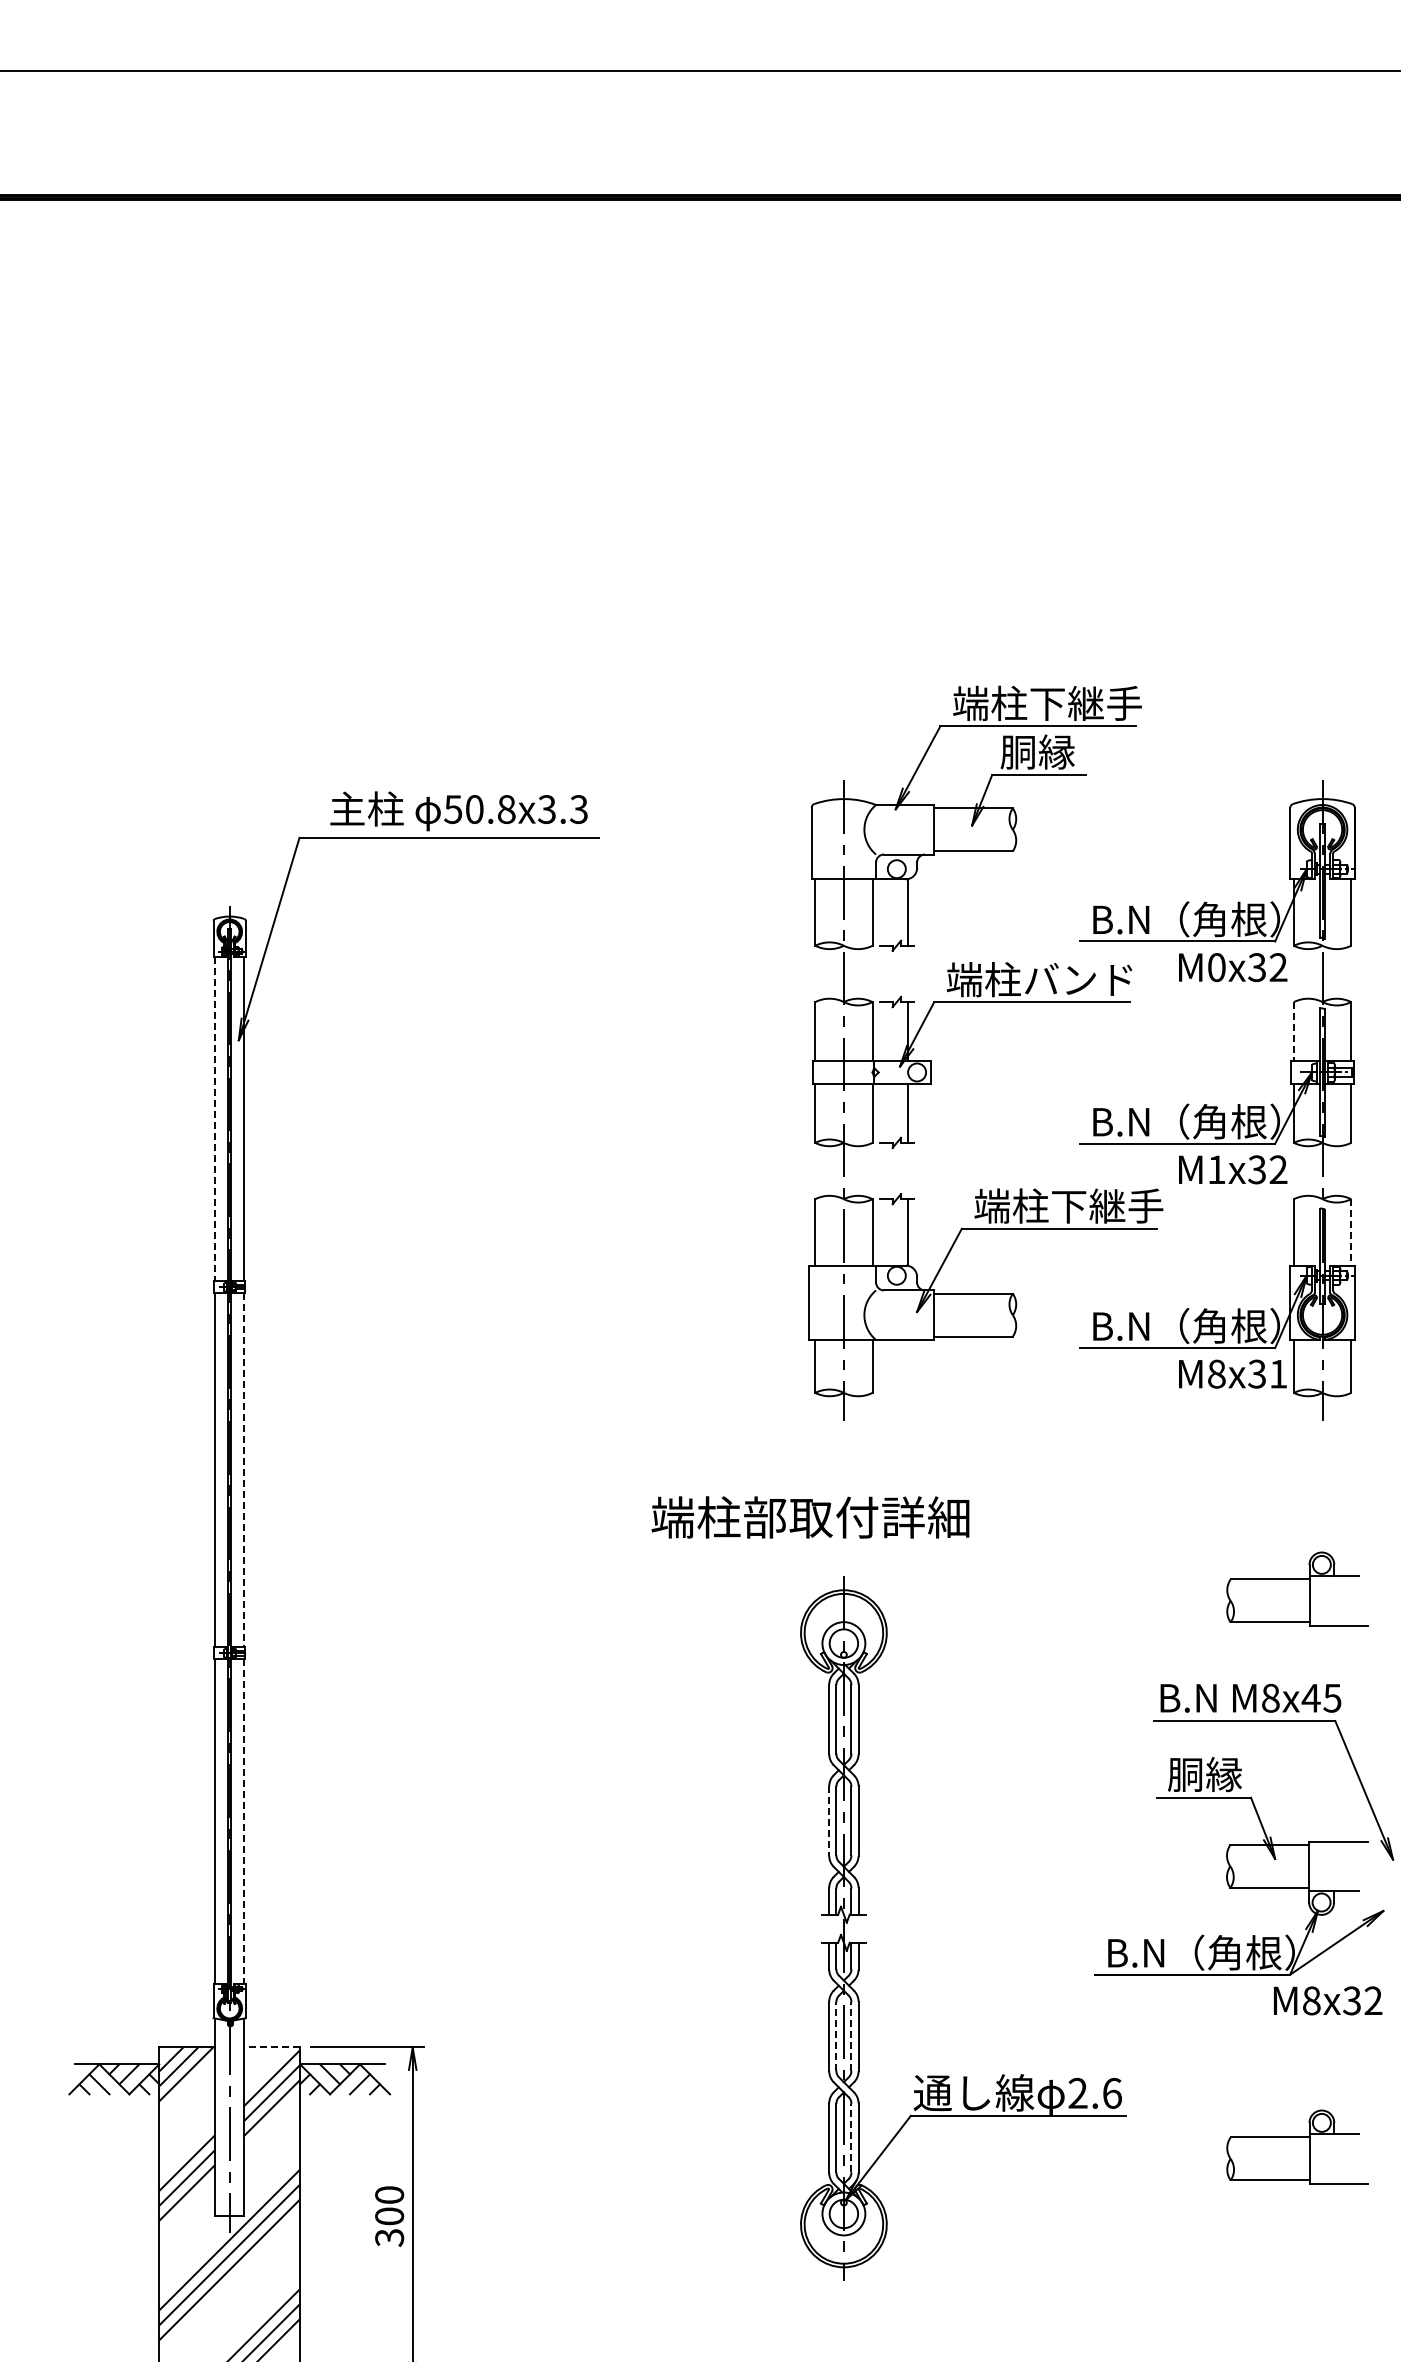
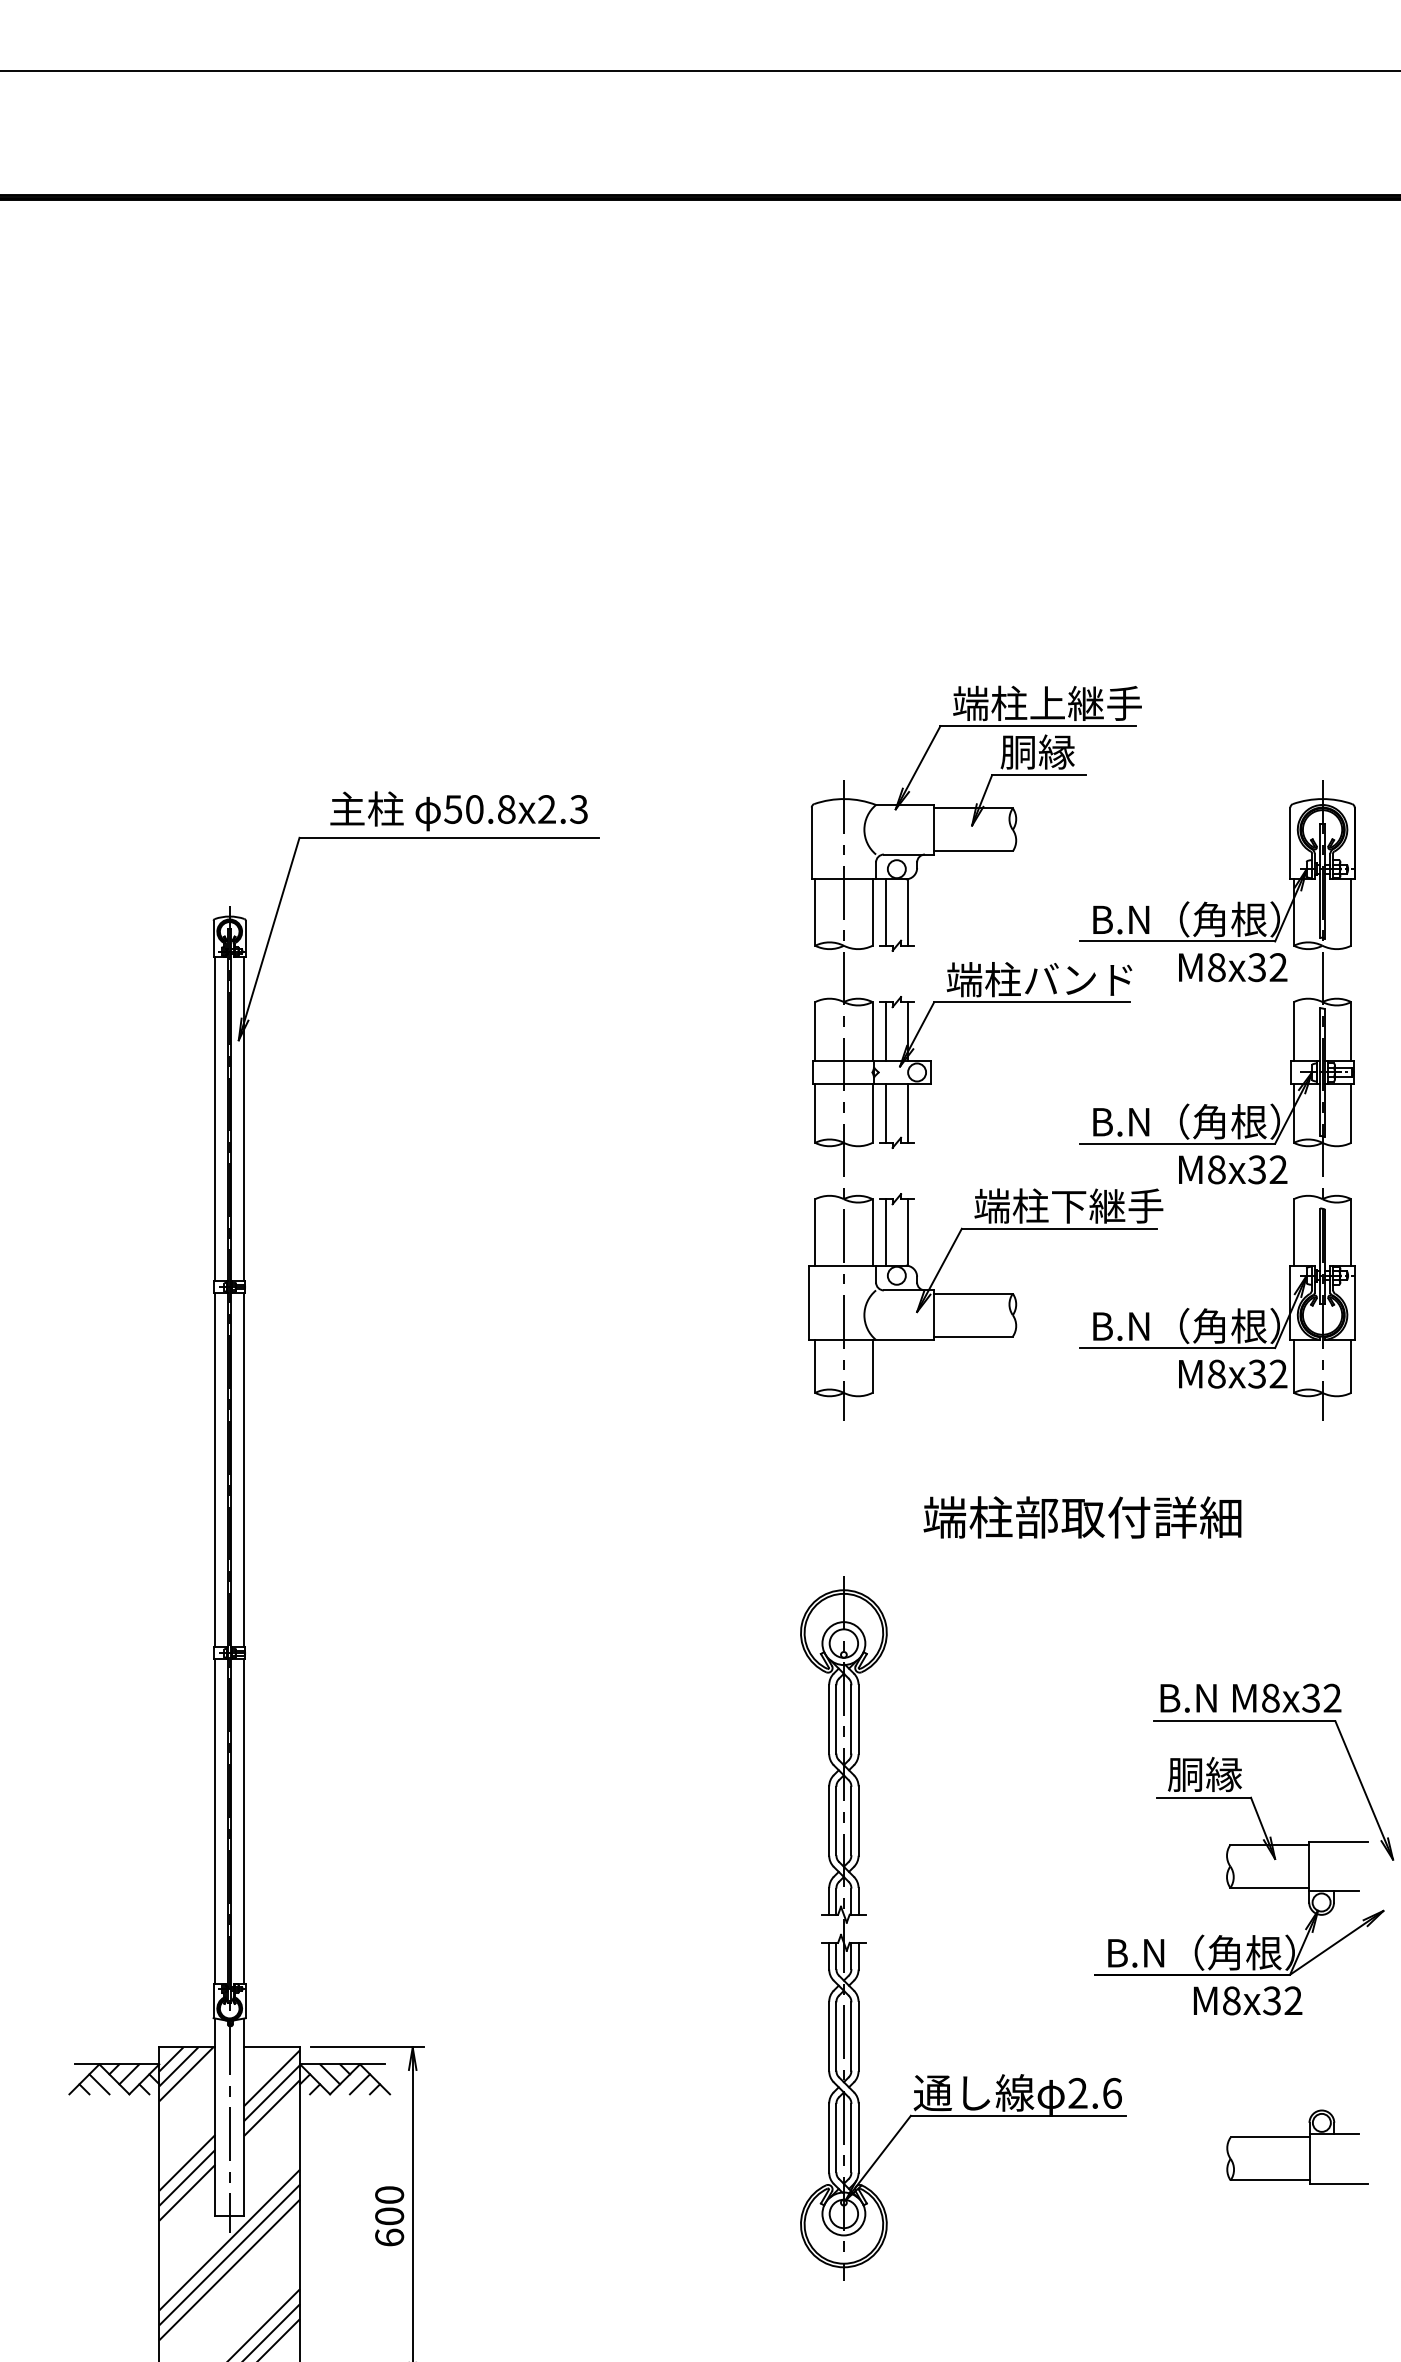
text: 端柱下継手 -> 端柱上継手 (1047, 703)
text: 50.8x3.3 -> 50.8x2.3 (546, 809)
line: none -> present (886, 912)
text: M0x32 -> M8x32 (1216, 967)
line: none -> present (886, 1031)
line: dashed -> solid (1293, 1031)
line: none -> present (886, 1113)
line: dashed -> solid (215, 1119)
text: M1x32 -> M8x32 (1216, 1169)
line: none -> present (886, 1232)
line: dashed -> solid (1351, 1232)
text: M8x31 -> M8x32 (1278, 1373)
line: dashed -> solid (244, 1470)
text position: (810, 1517) -> (1082, 1517) (1082, 1517)
part: present -> none (1297, 1588)
text: M8x45 -> M8x32 (1321, 1697)
line: dashed -> solid (829, 1821)
line: dashed -> solid (244, 1822)
text position: (1328, 2000) -> (1248, 2000) (1248, 2000)
line: dashed -> solid (836, 2036)
line: dashed -> solid (851, 2036)
line: dashed -> solid (271, 2047)
line: dashed -> solid (851, 2137)
text: 300 -> 600 (389, 2237)
